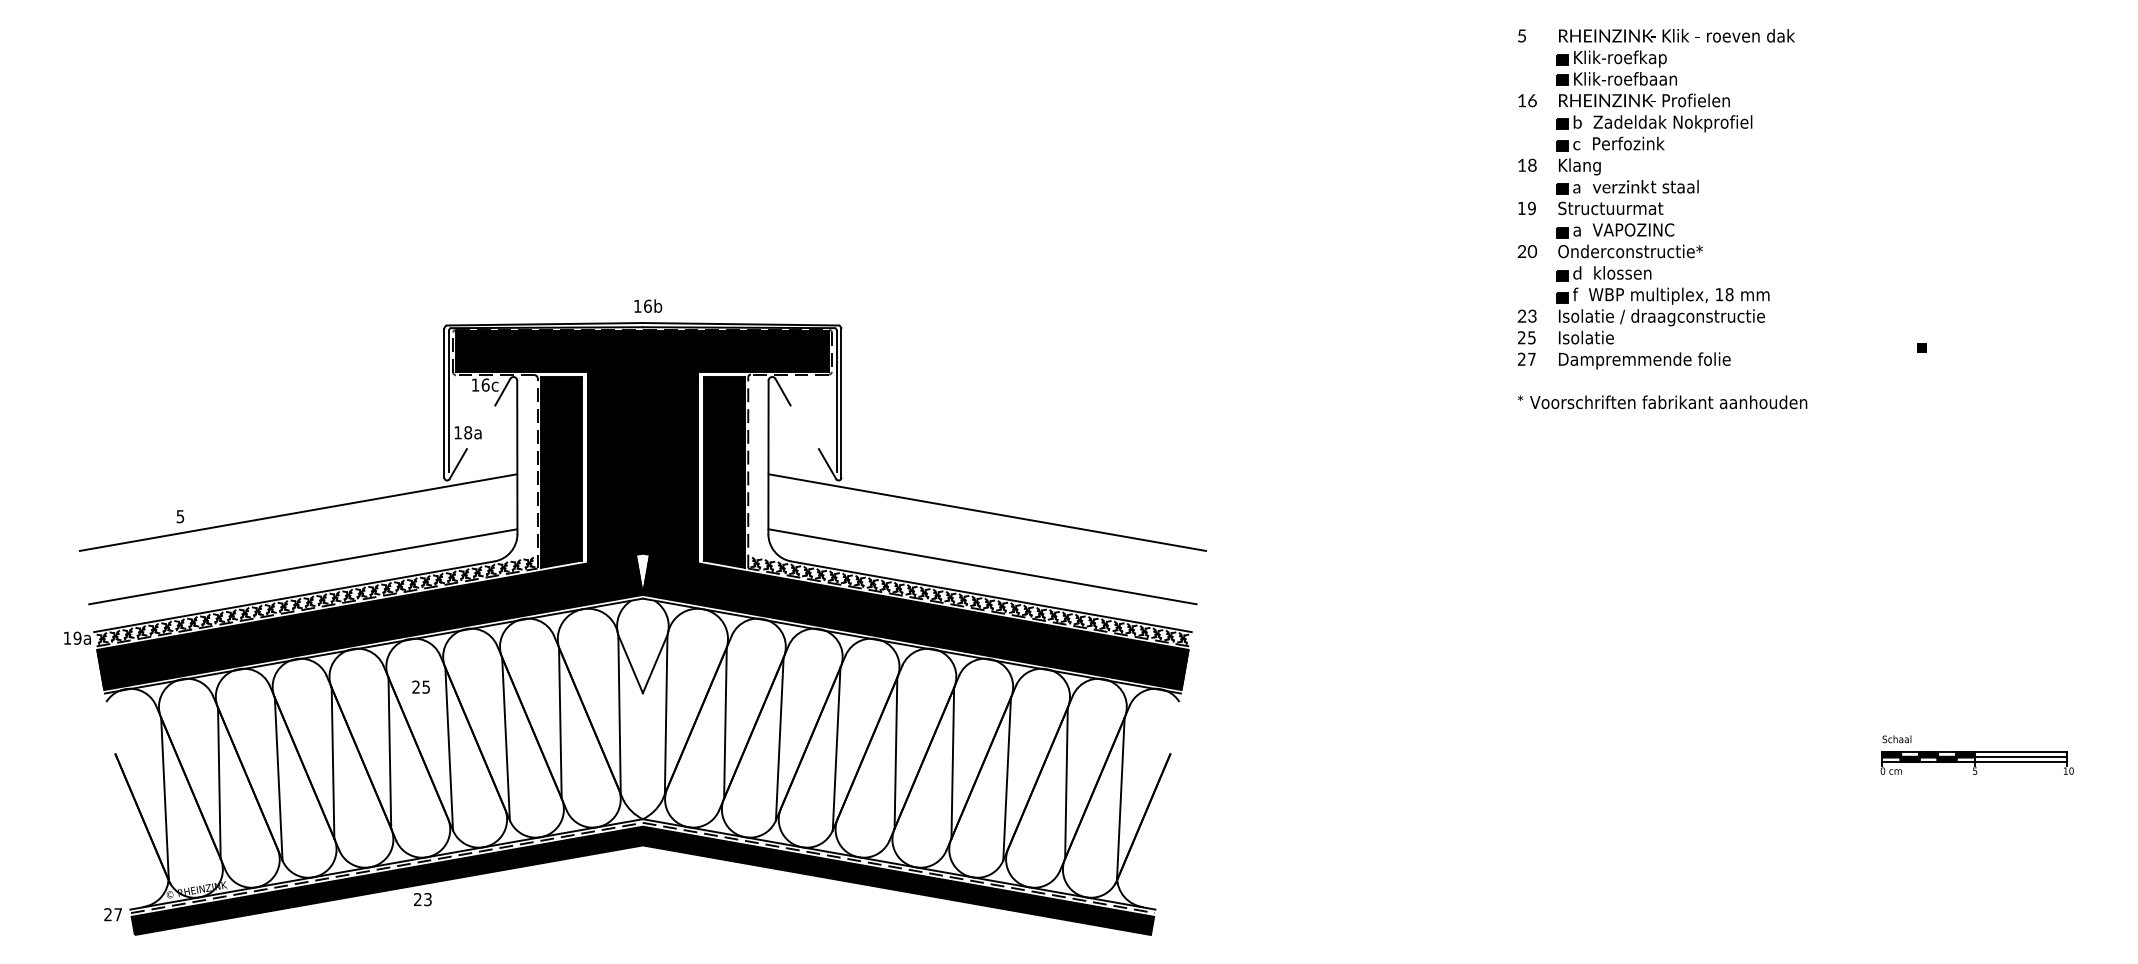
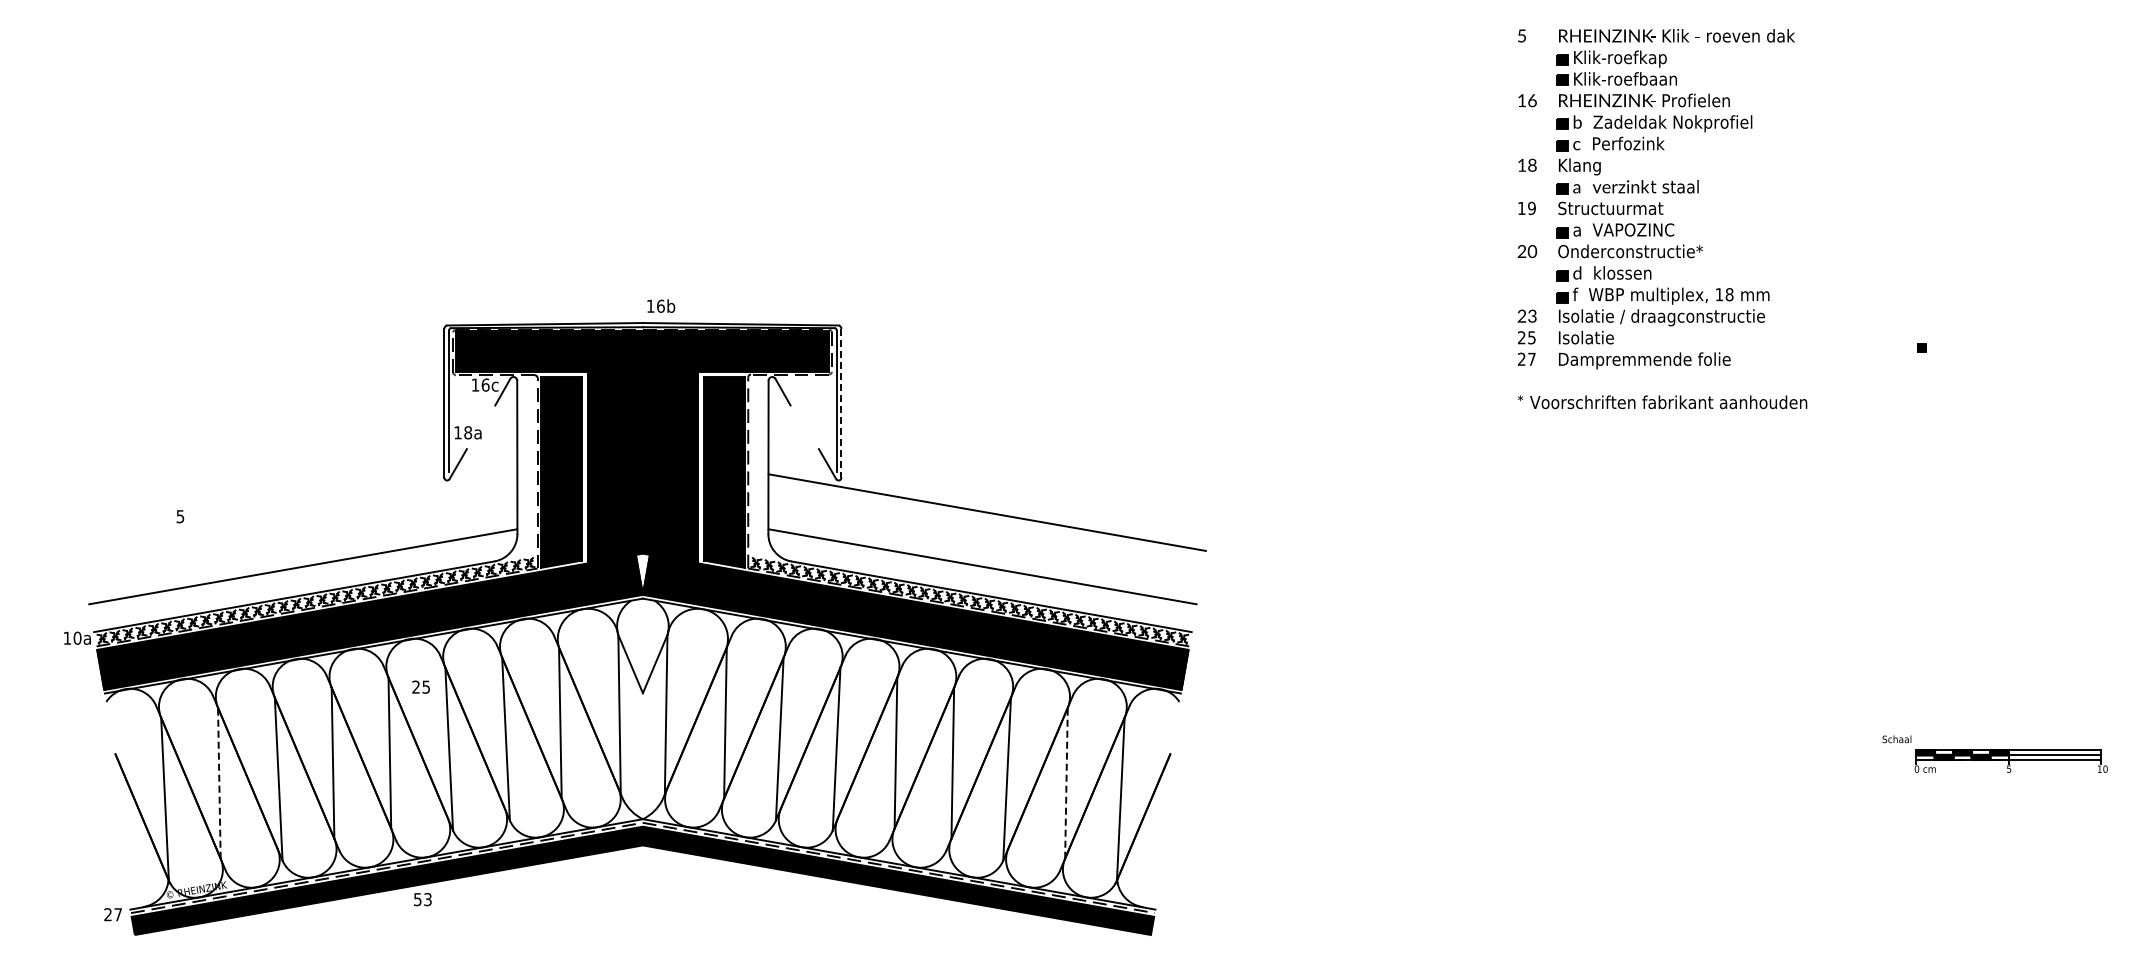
text position: (648, 305) -> (661, 305) (661, 305)
line: solid -> dashed (841, 403)
line: present -> none (298, 512)
text: 19a -> 10a (77, 638)
part position: (1976, 762) -> (2010, 760) (2010, 760)
line: solid -> dashed (219, 782)
line: solid -> dashed (1066, 782)
text: 23 -> 53 (417, 899)
